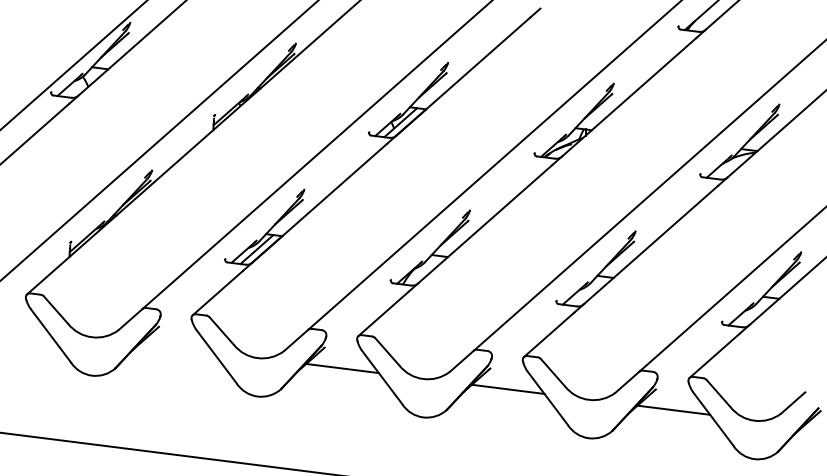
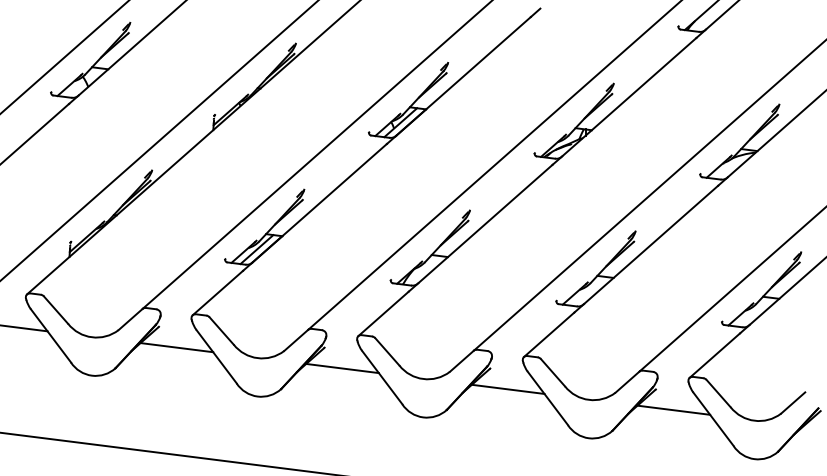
line position: (73, 65) -> (64, 56) (64, 56)
line: none -> present (24, 328)
line: none -> present (176, 347)
